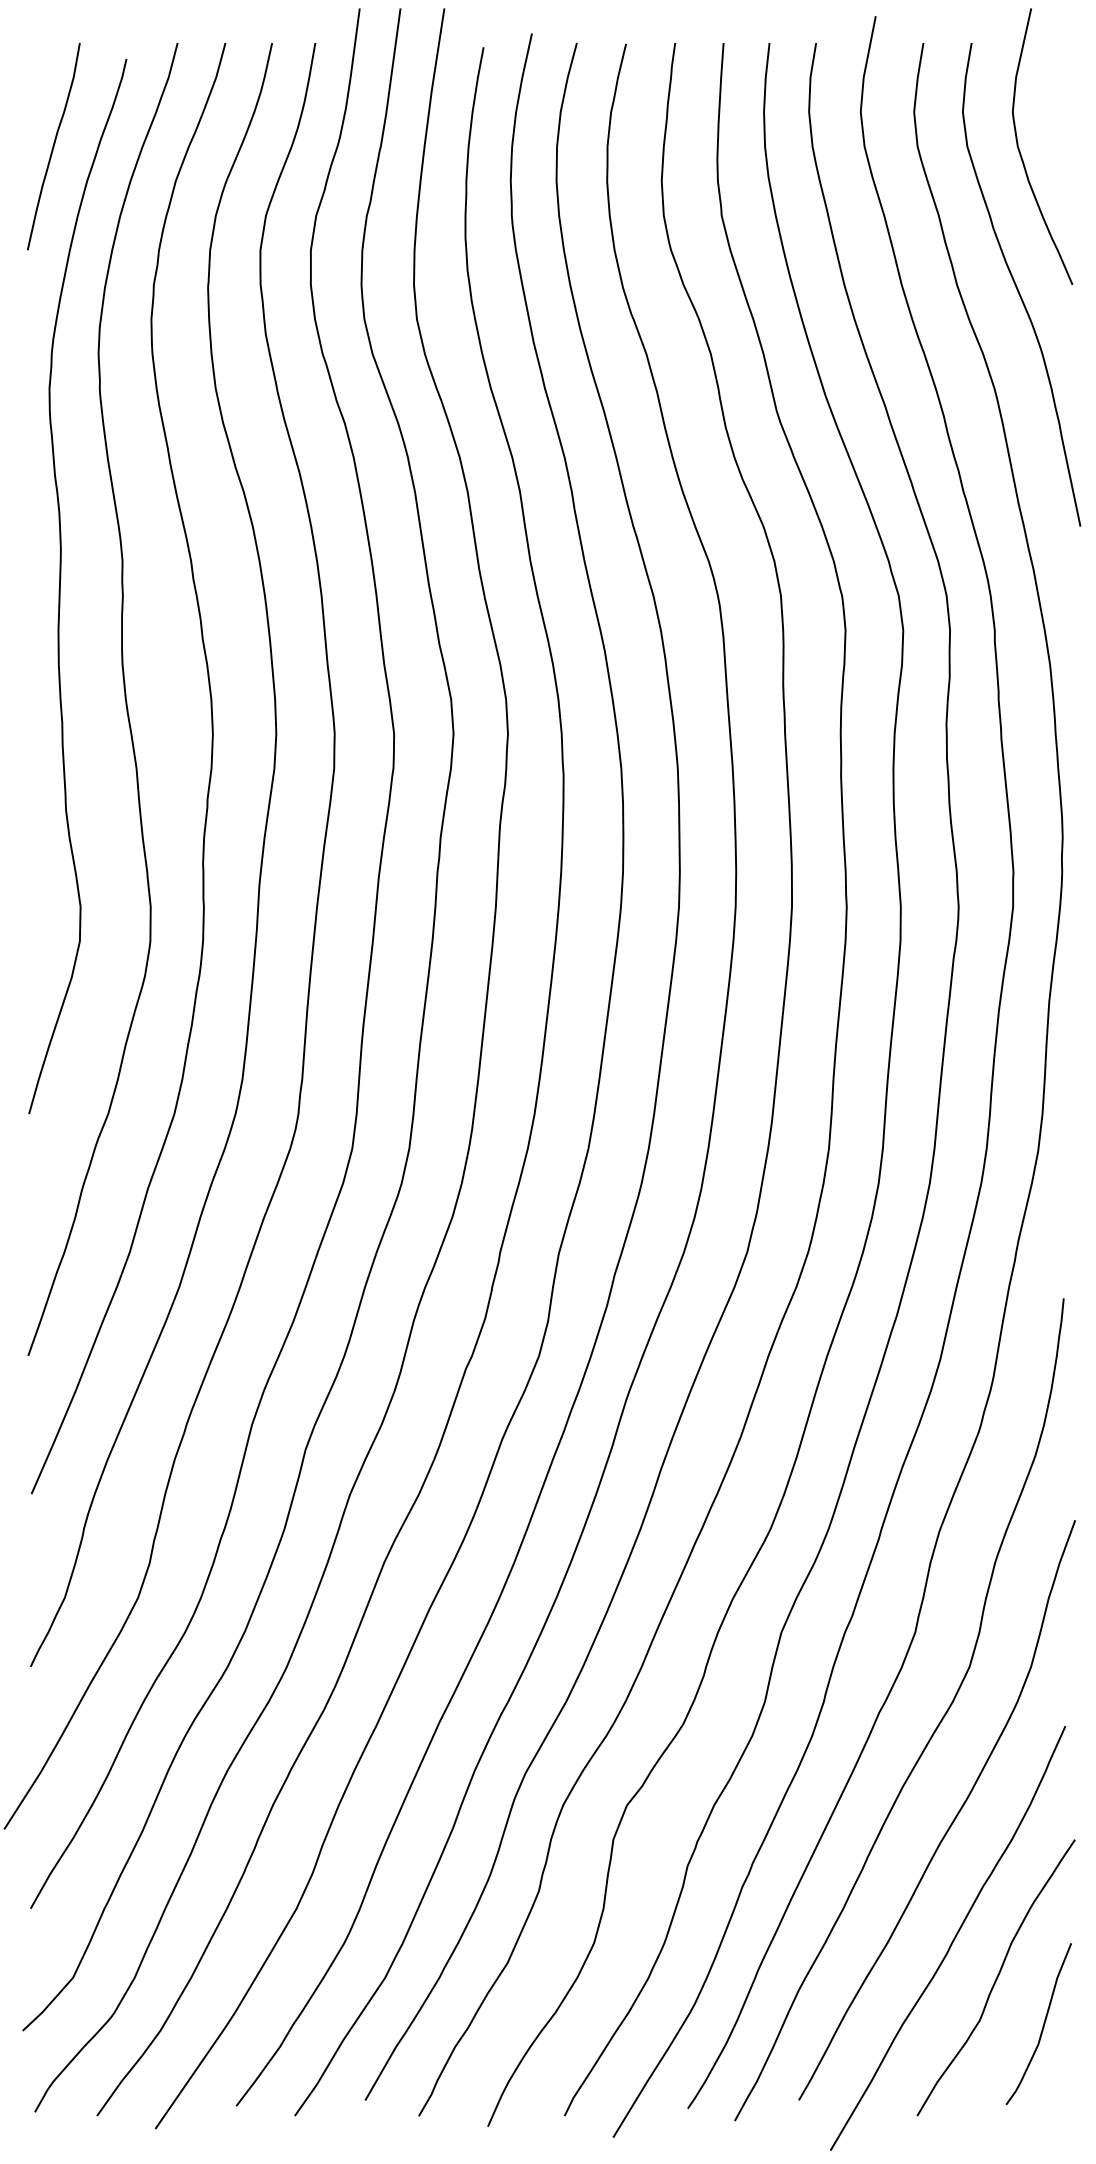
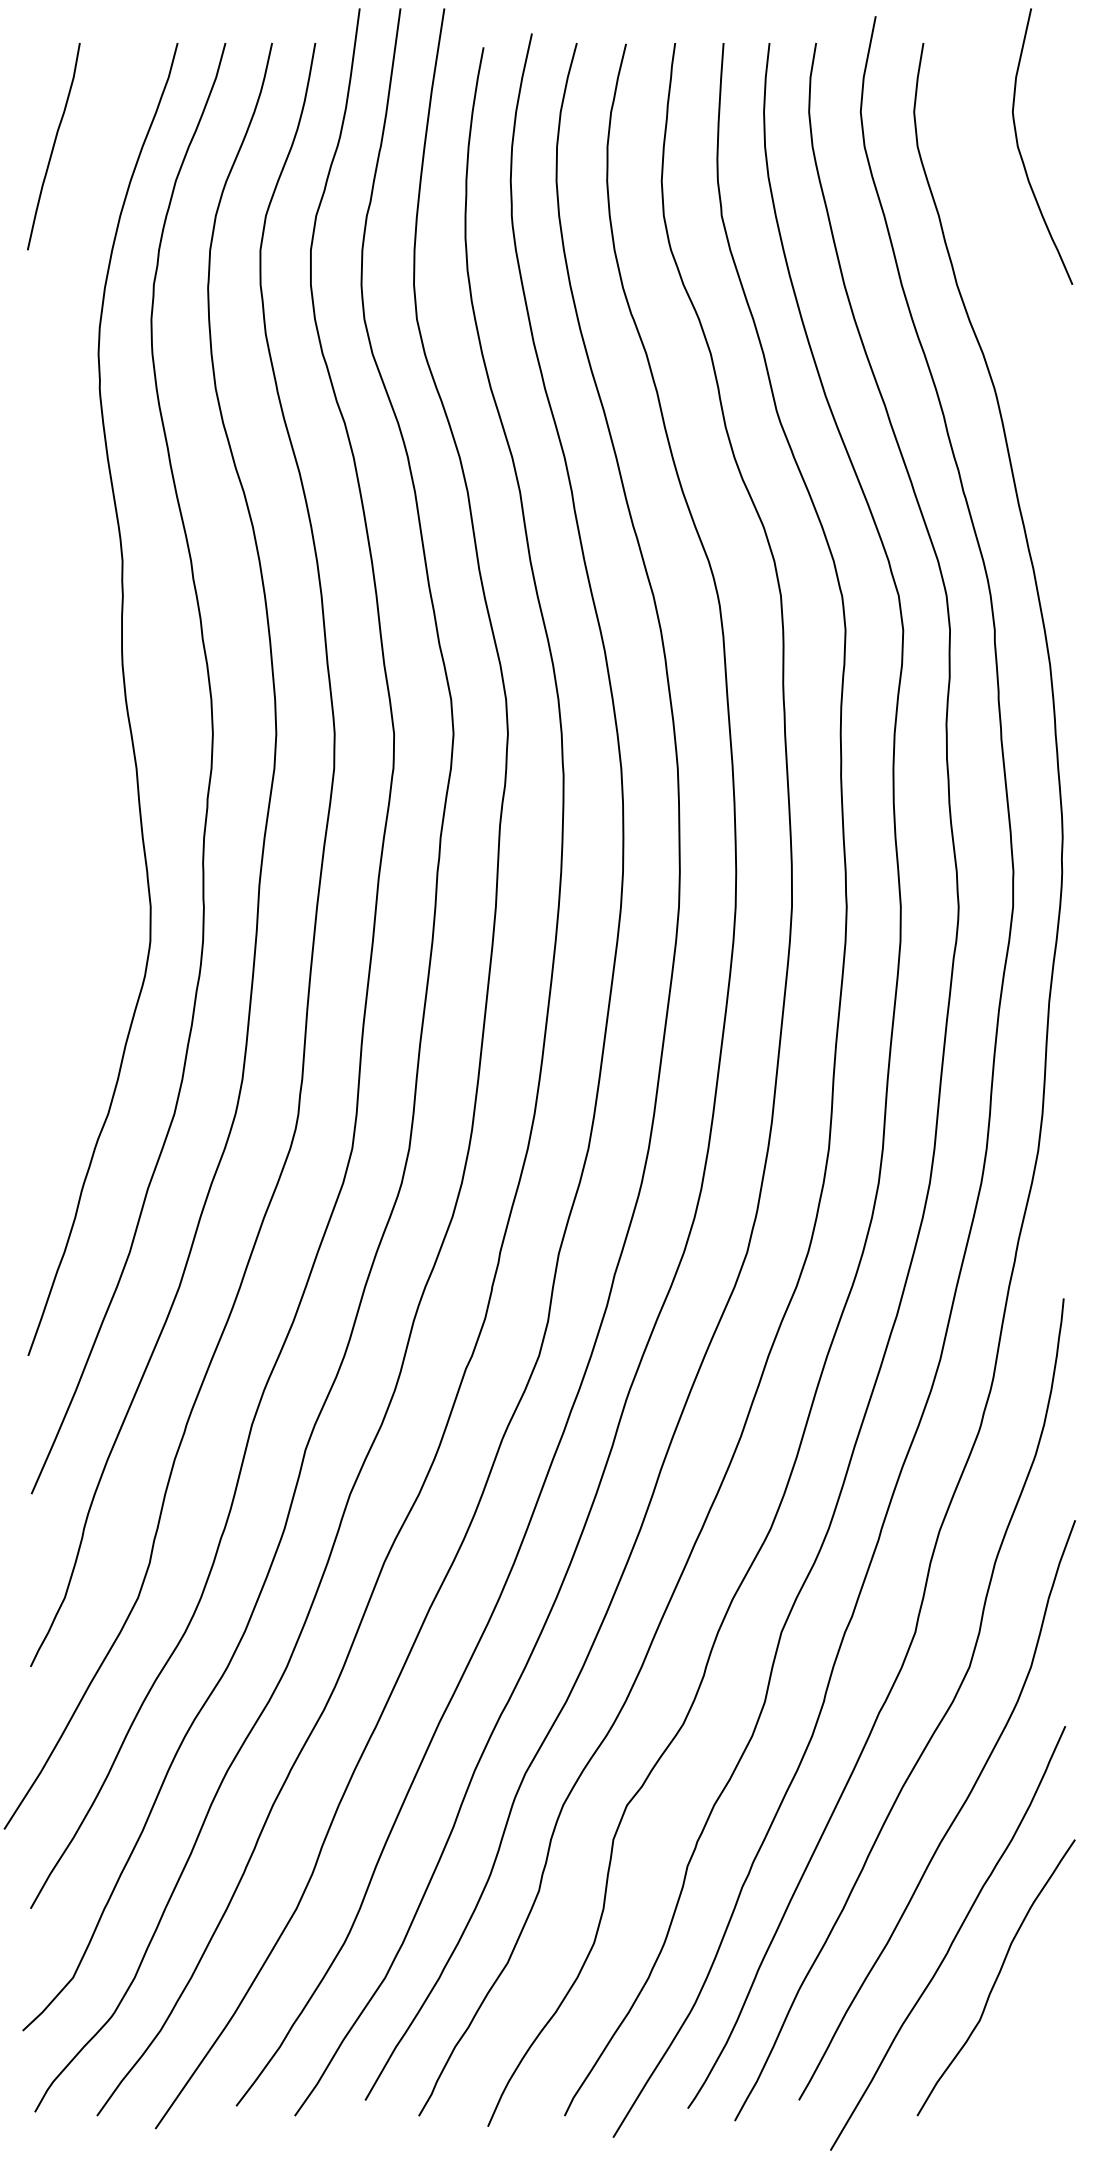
curve: present -> none (1017, 286)
curve: present -> none (60, 586)
curve: present -> none (1043, 2023)
